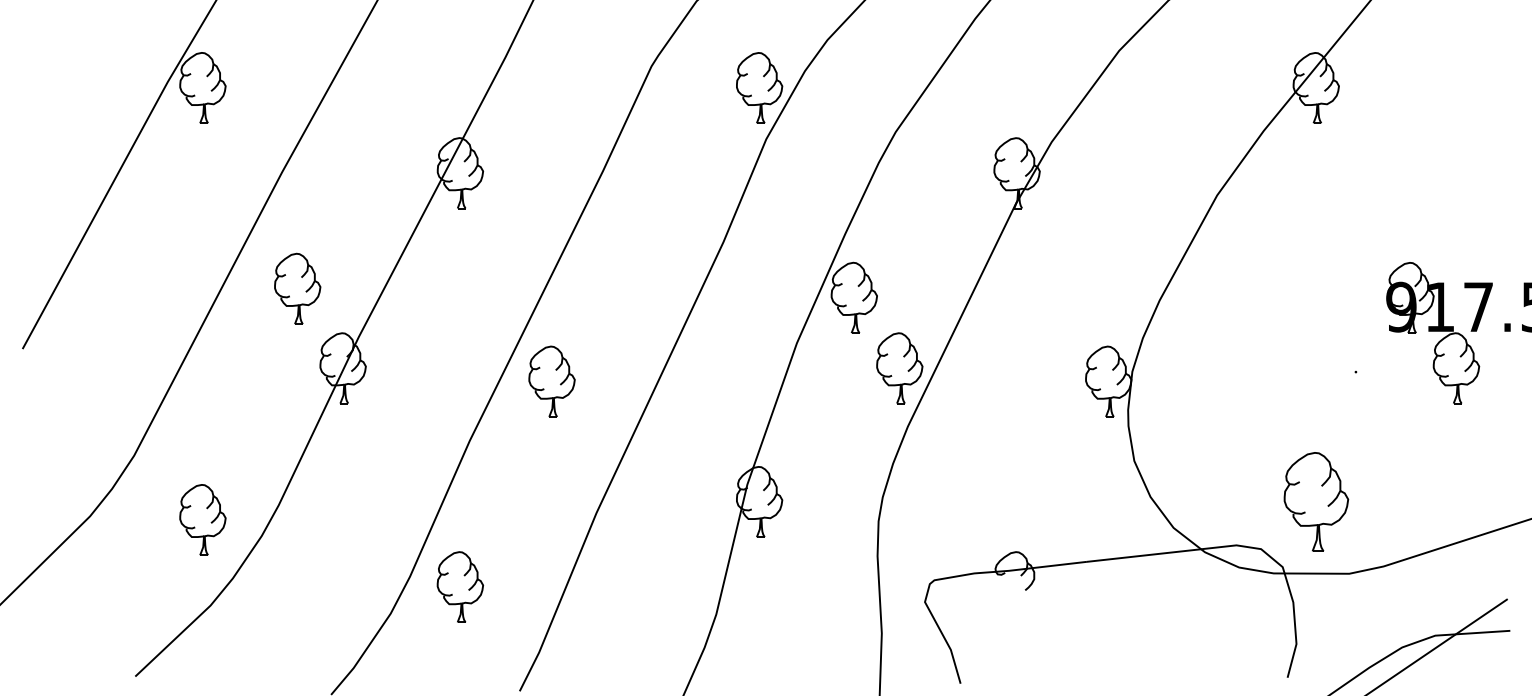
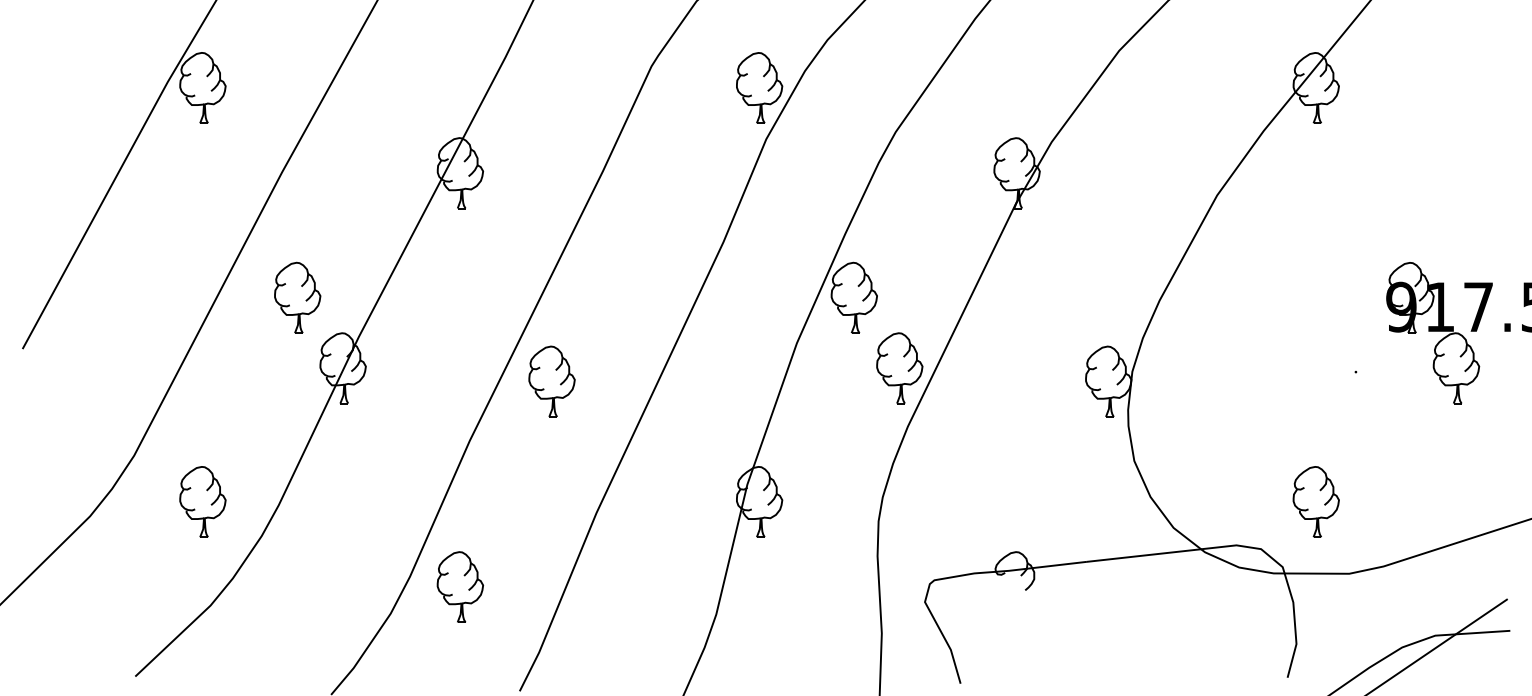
part position: (297, 288) -> (297, 297) (297, 297)
part size: 67x100 px -> 48x72 px (1315, 501)
part position: (202, 519) -> (202, 501) (202, 501)
